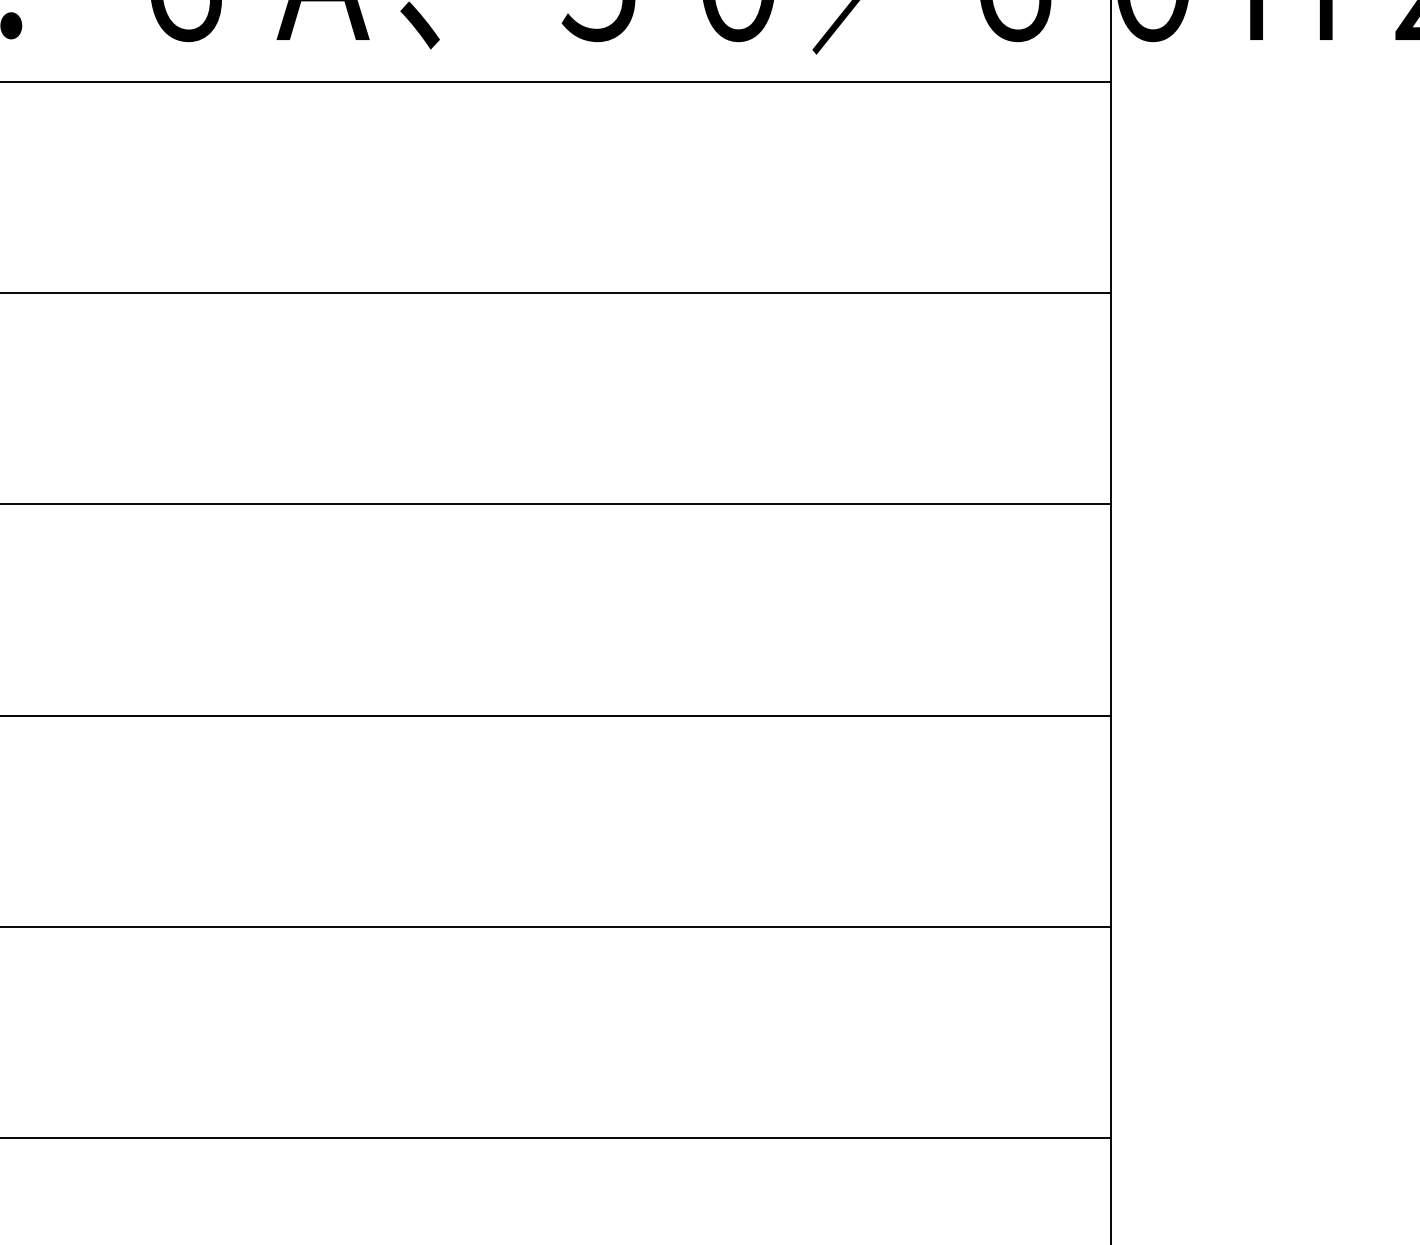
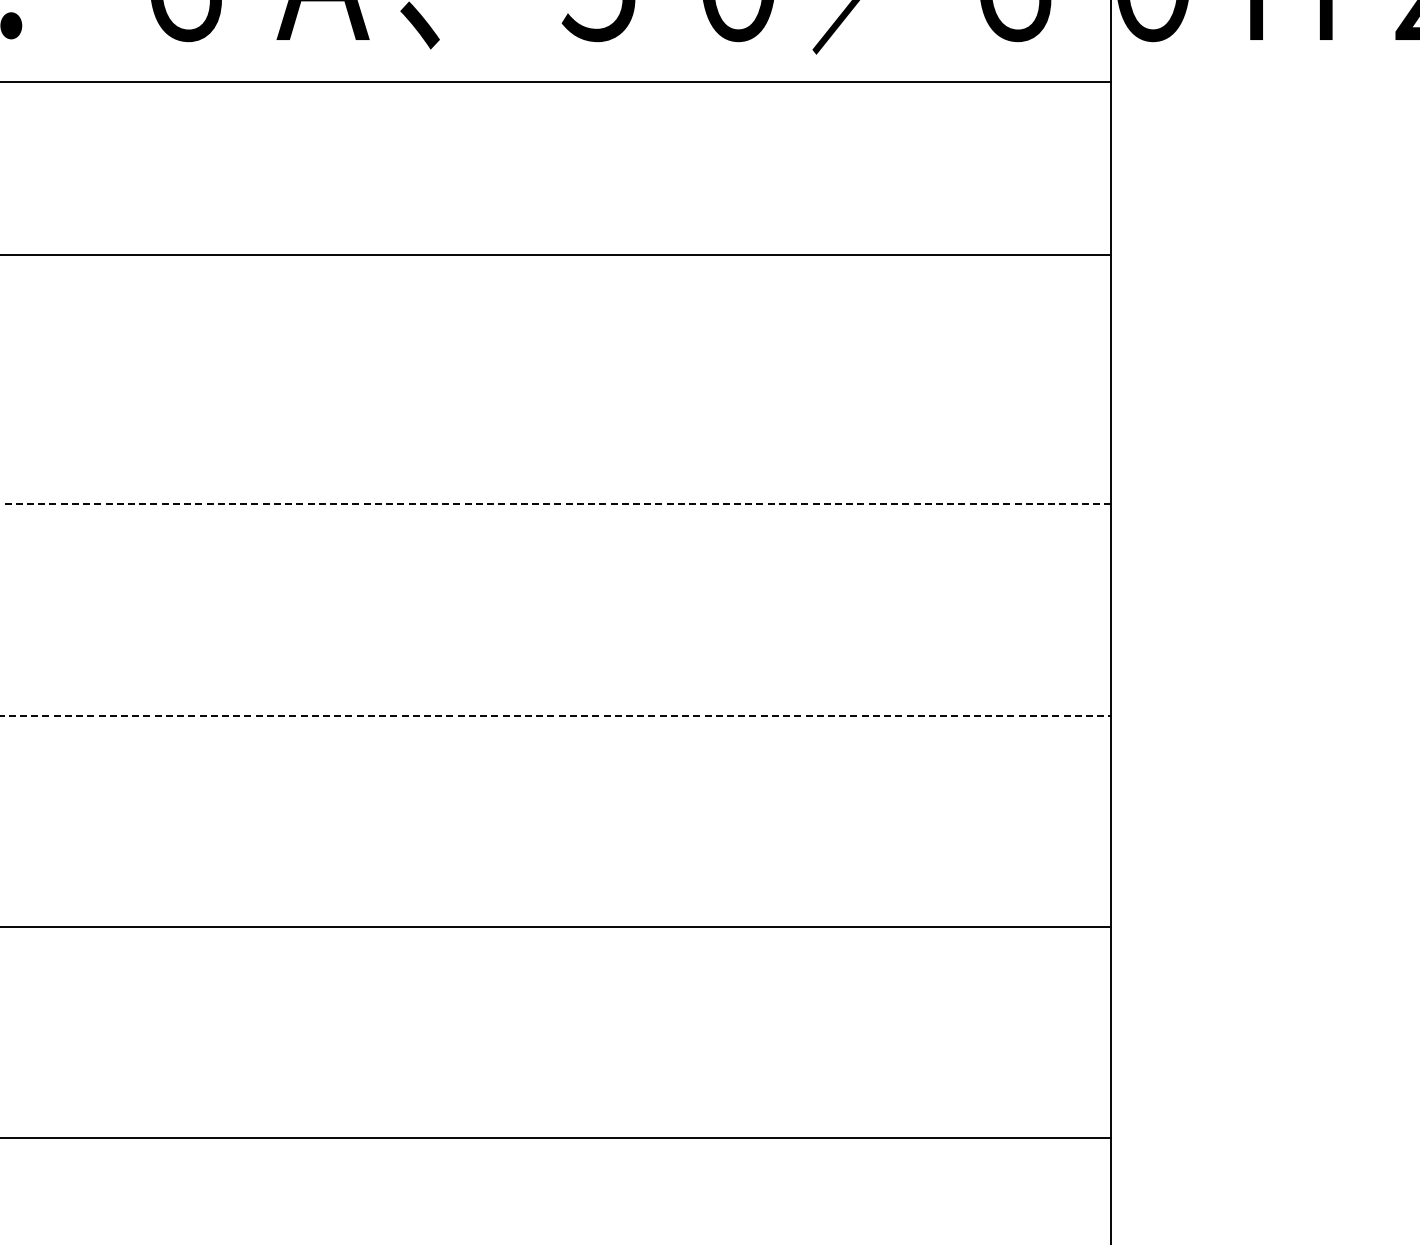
line position: (556, 293) -> (556, 255) (556, 255)
line: solid -> dashed (555, 504)
line: solid -> dashed (556, 715)
